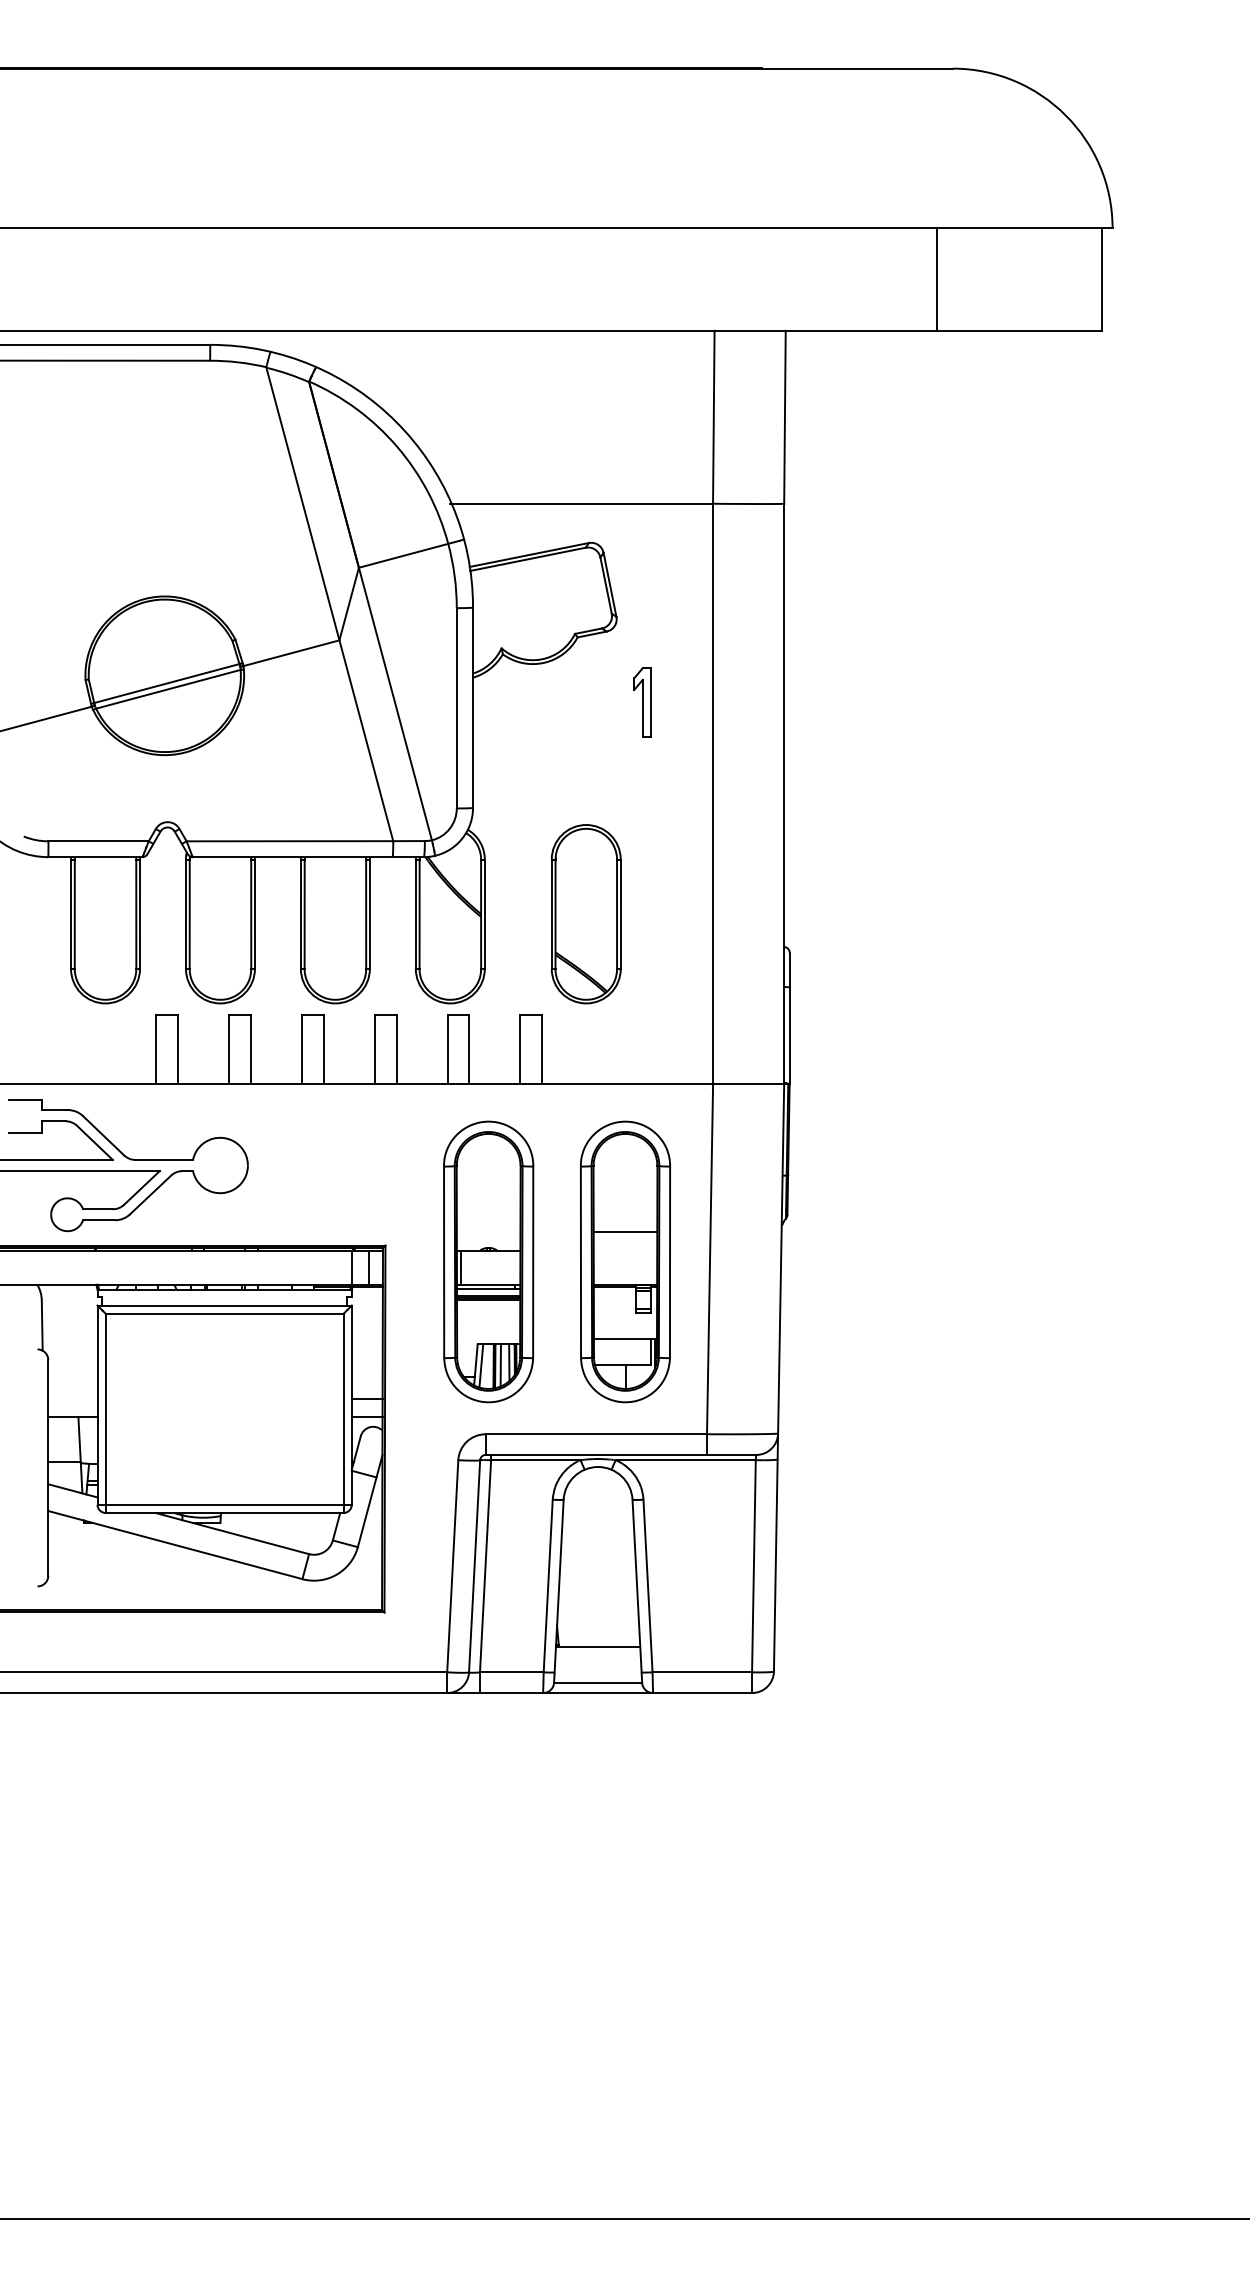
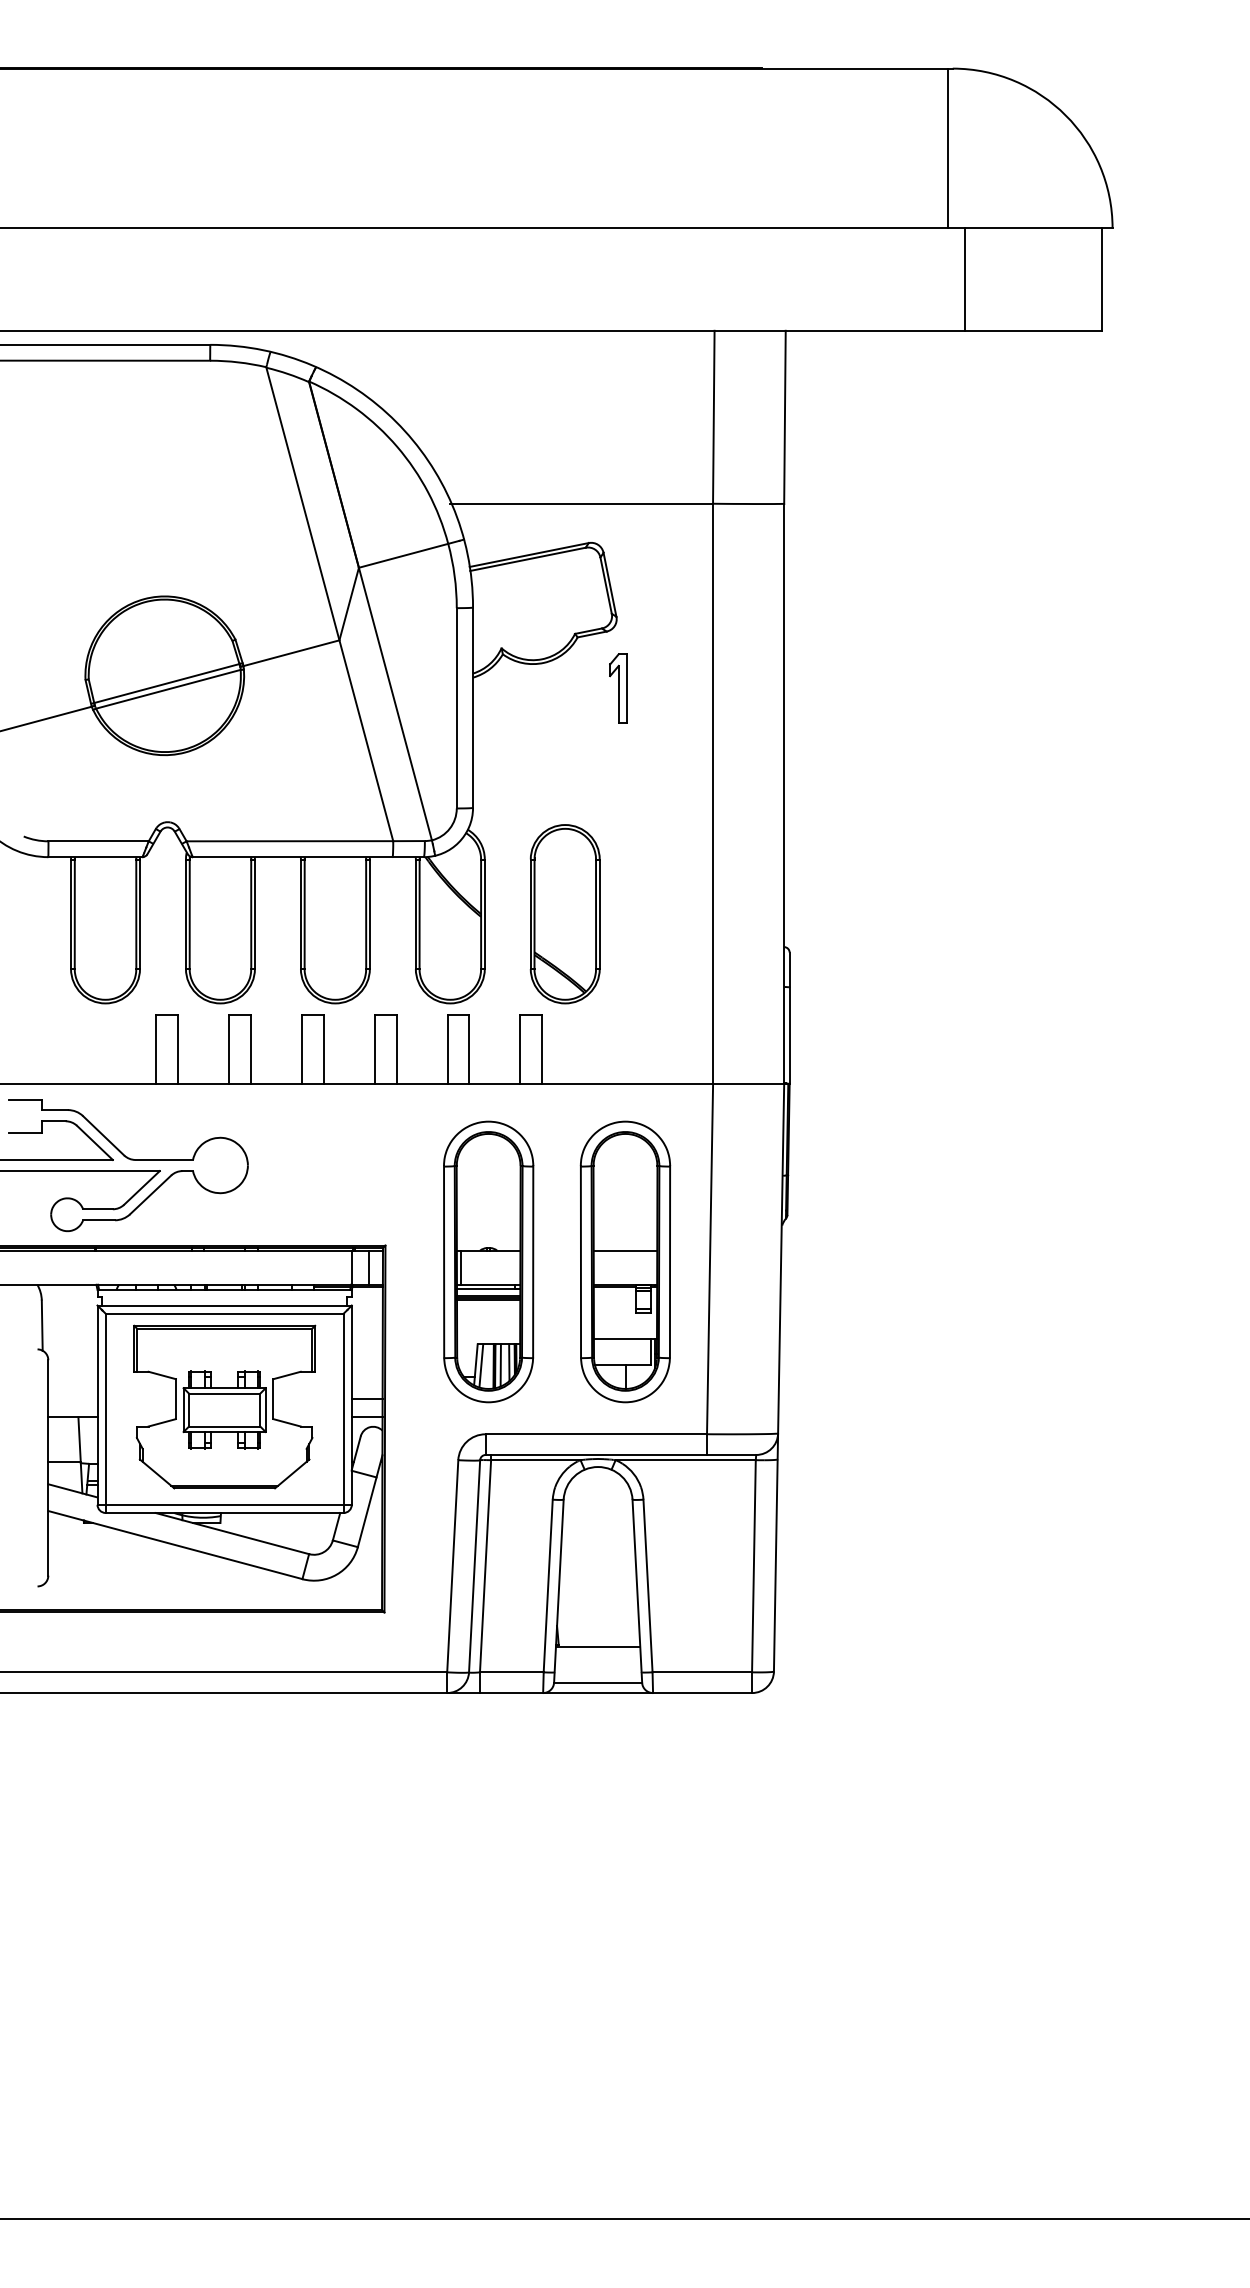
line: none -> present (948, 148)
line position: (936, 279) -> (964, 279) (964, 279)
part position: (642, 702) -> (618, 688) (618, 688)
part position: (585, 914) -> (564, 914) (564, 914)
line position: (625, 1231) -> (625, 1250) (625, 1250)
part: none -> present (224, 1406)
